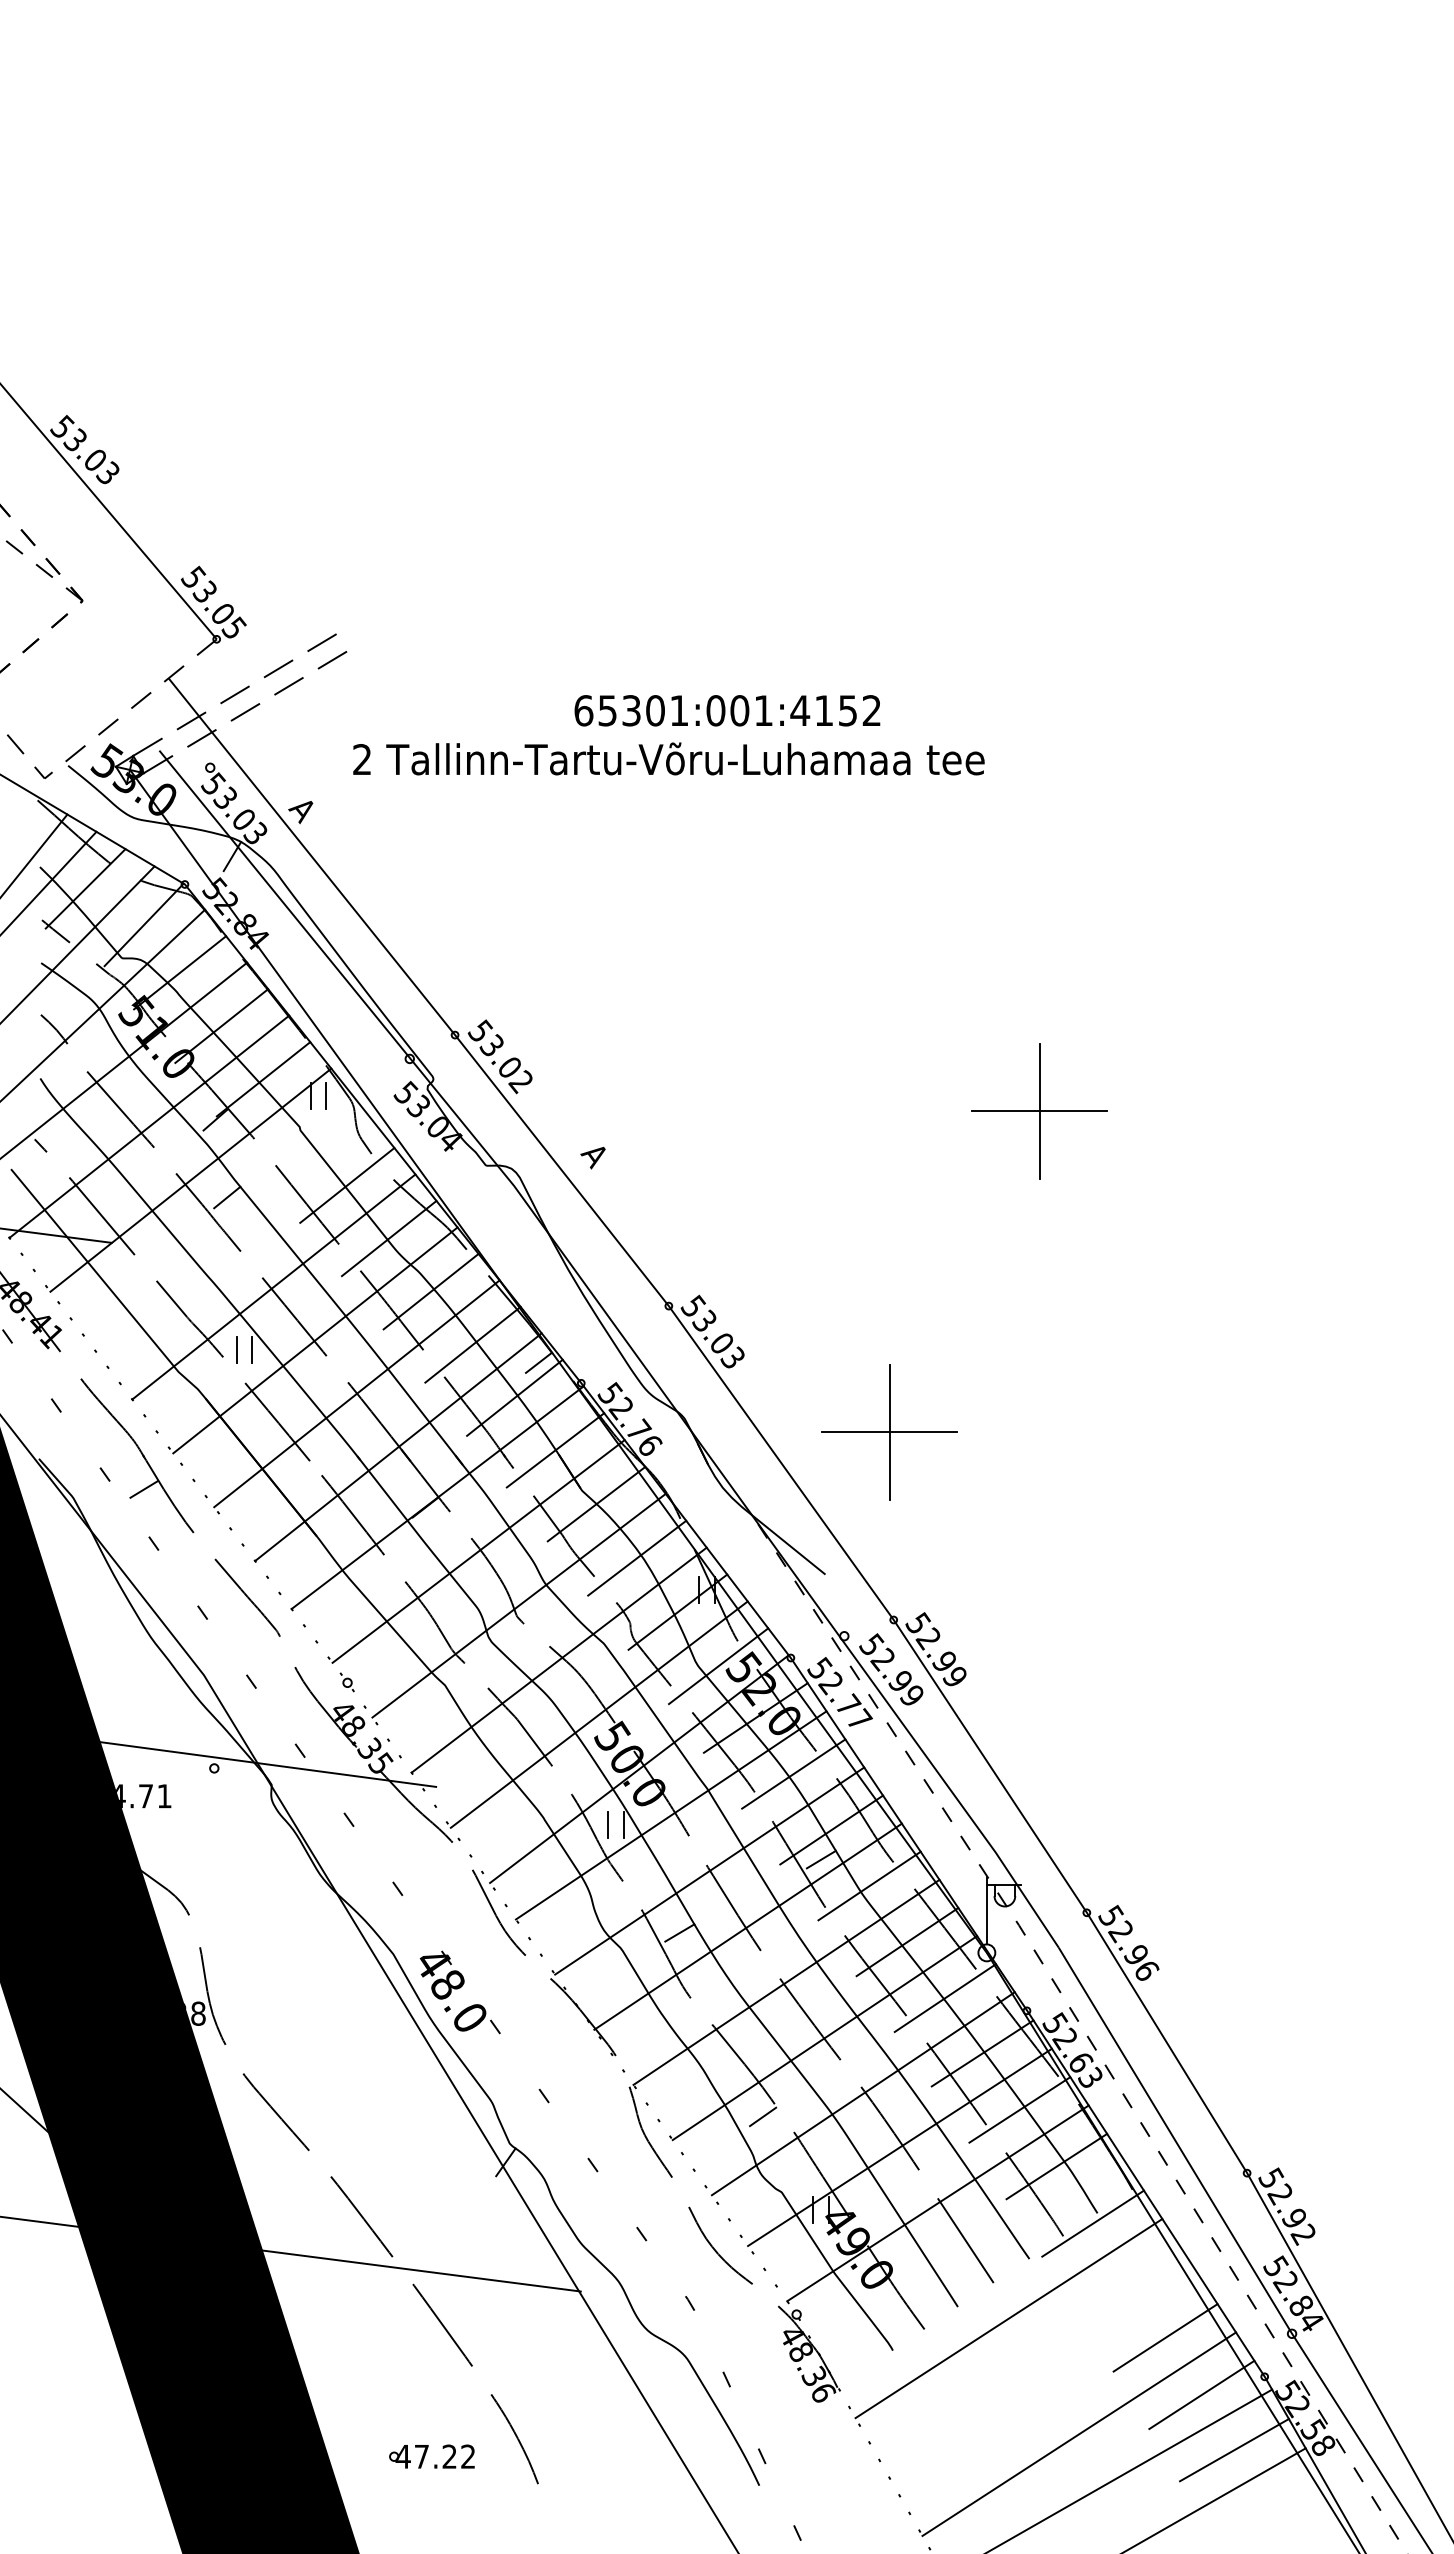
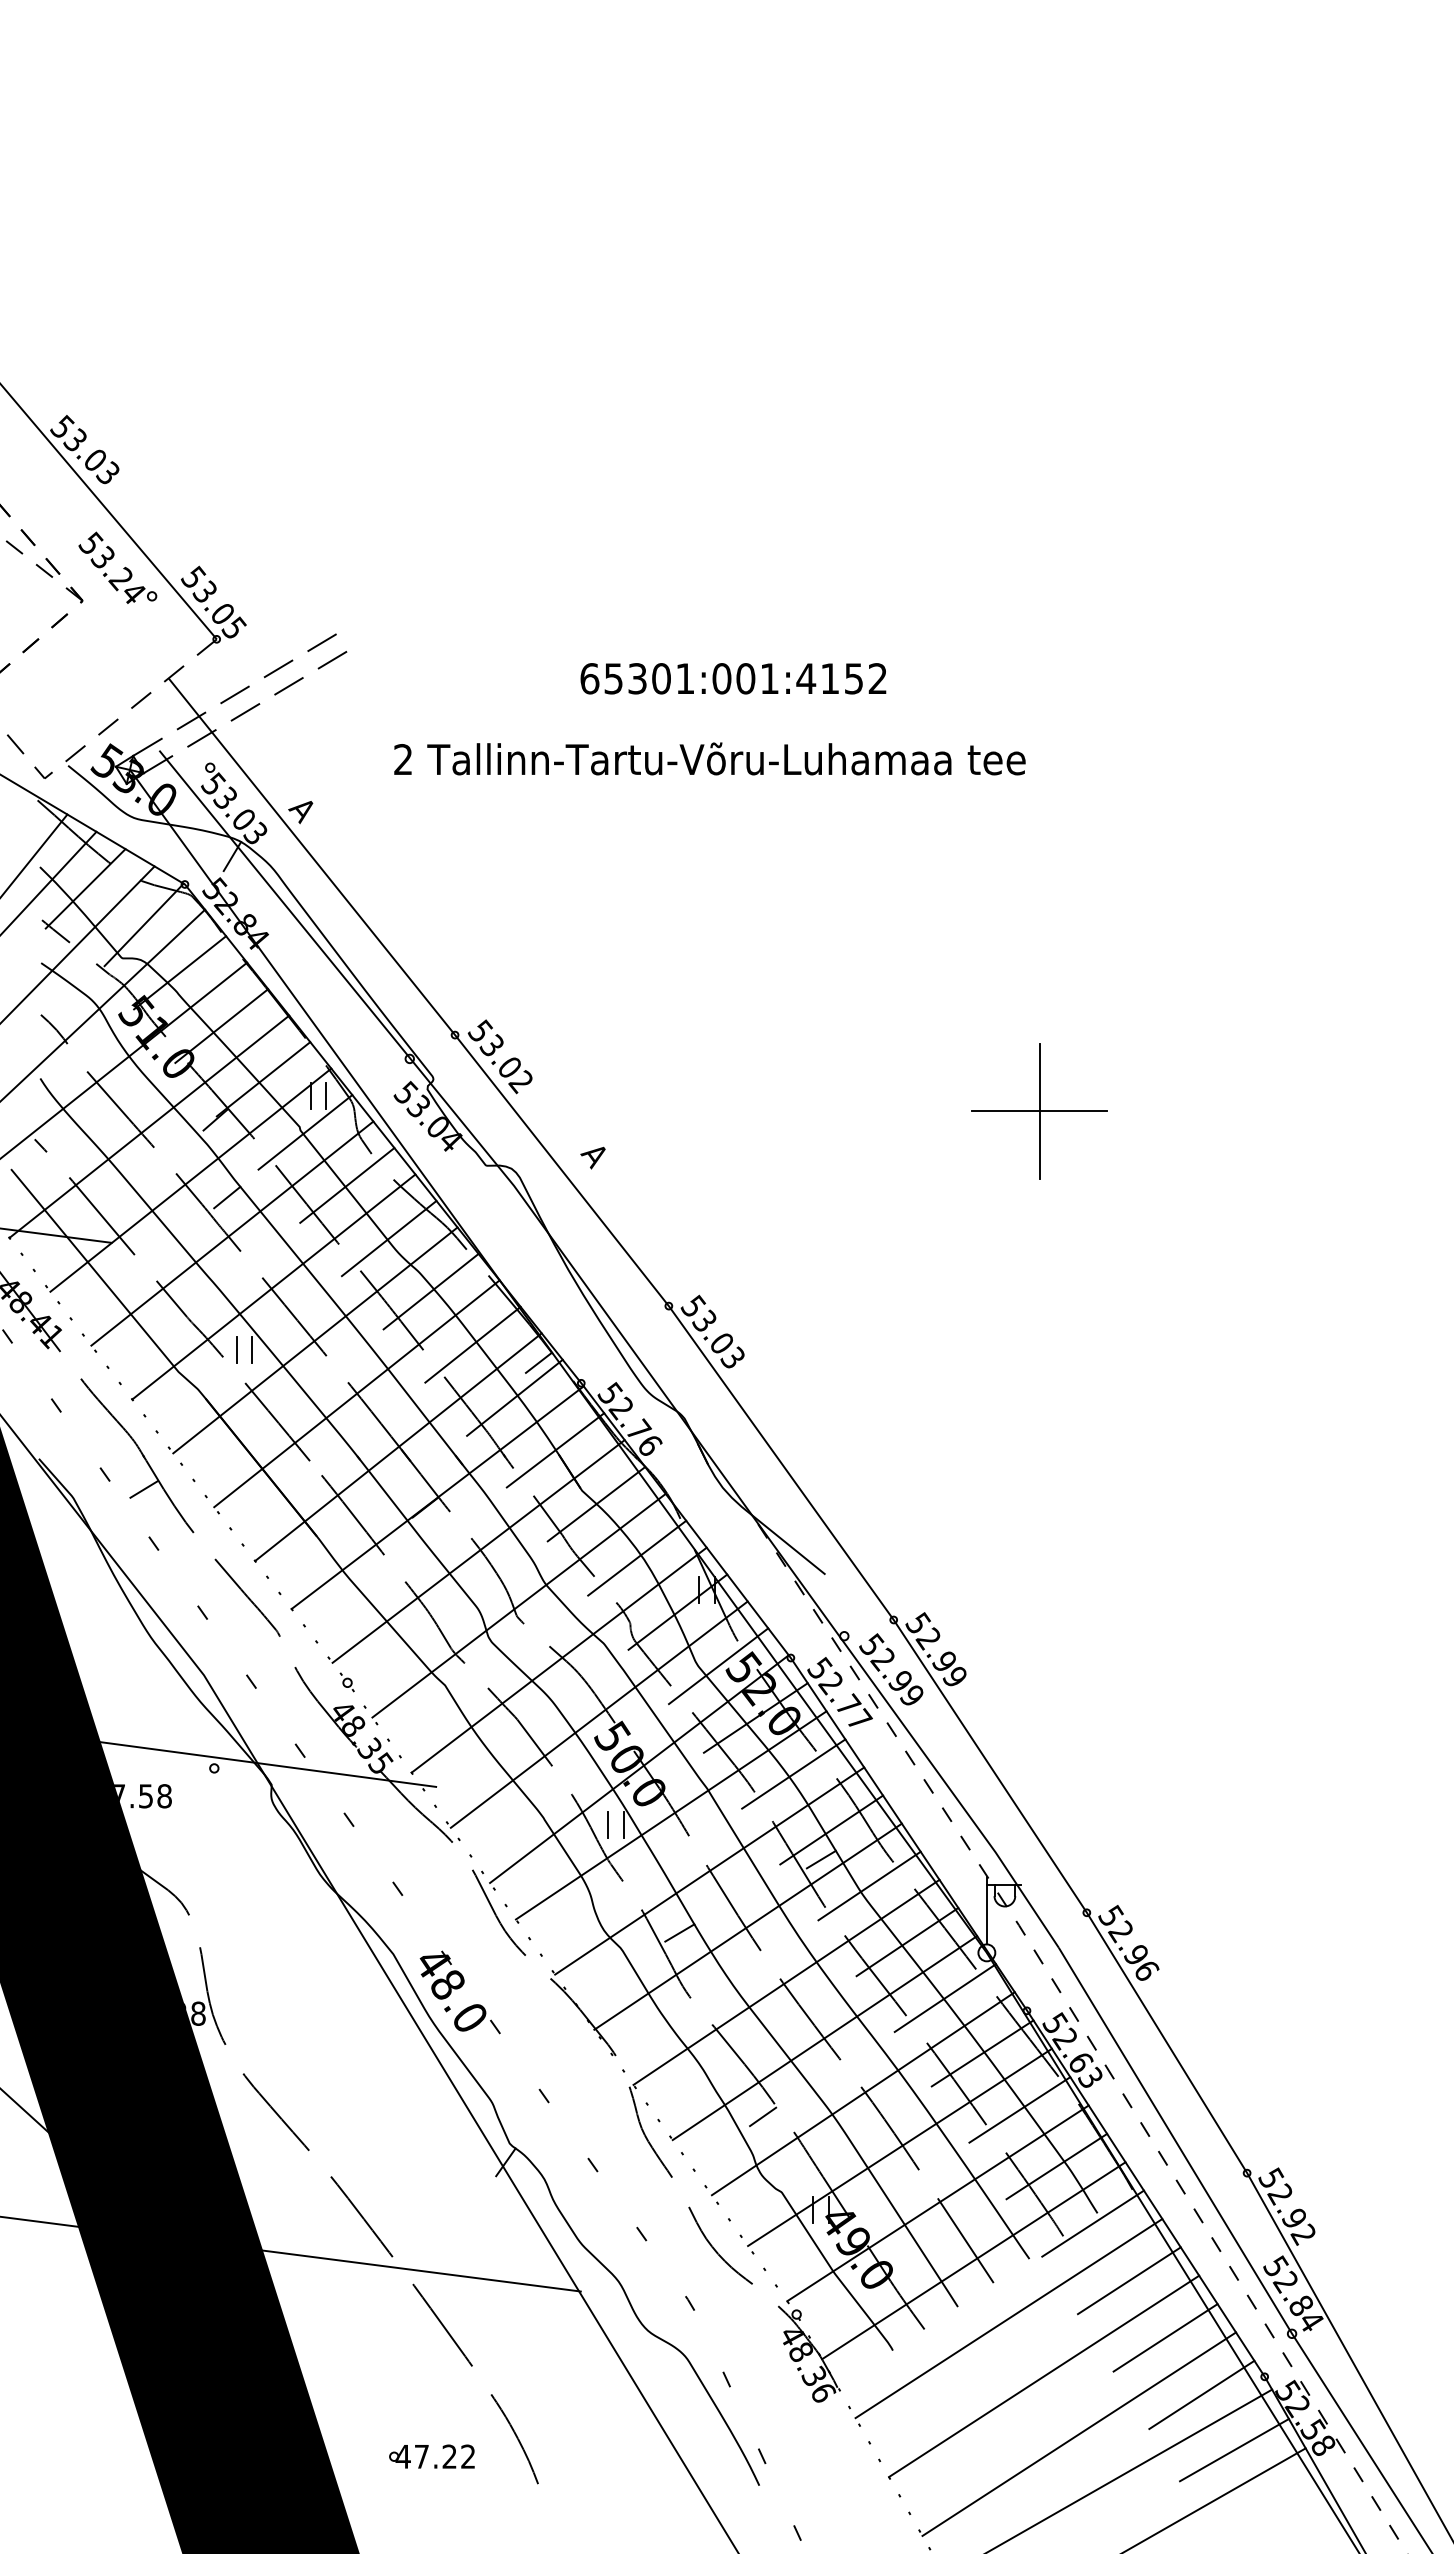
part: none -> present (123, 568)
text position: (727, 710) -> (733, 678) (733, 678)
text position: (668, 758) -> (709, 758) (709, 758)
line: none -> present (305, 1132)
line: none -> present (232, 1233)
part: present -> none (889, 1432)
text: 54.71 -> 47.58 (142, 1796)
line: none -> present (973, 2260)
line: none -> present (1128, 2280)
line: none -> present (1044, 2376)
